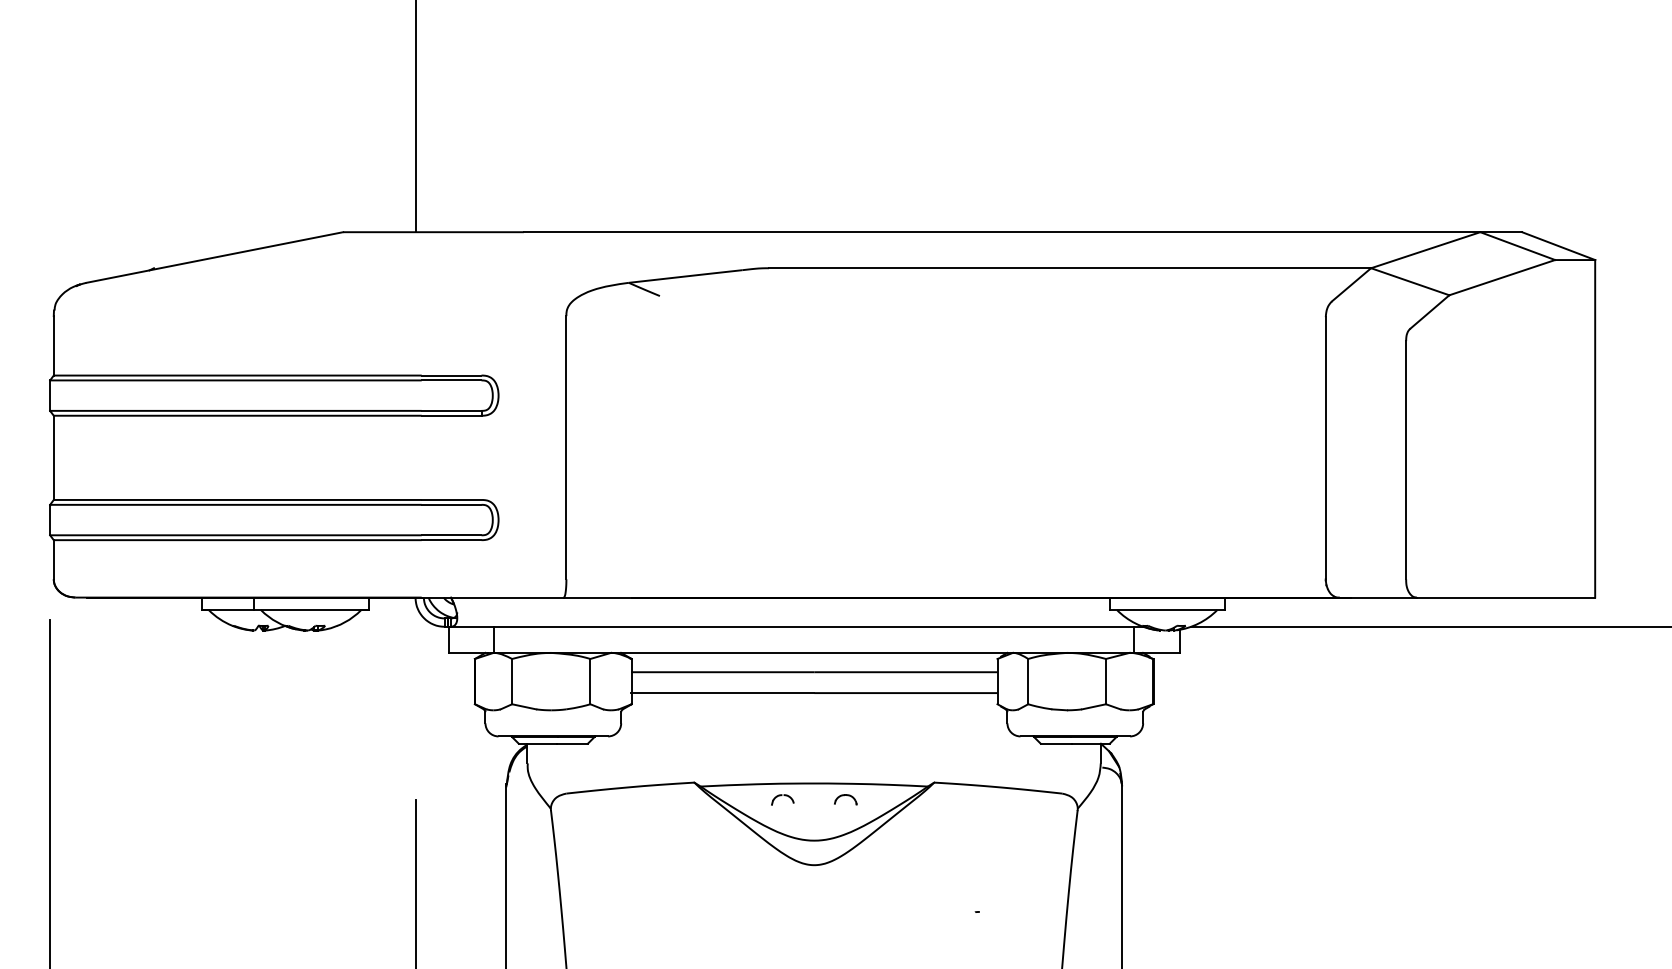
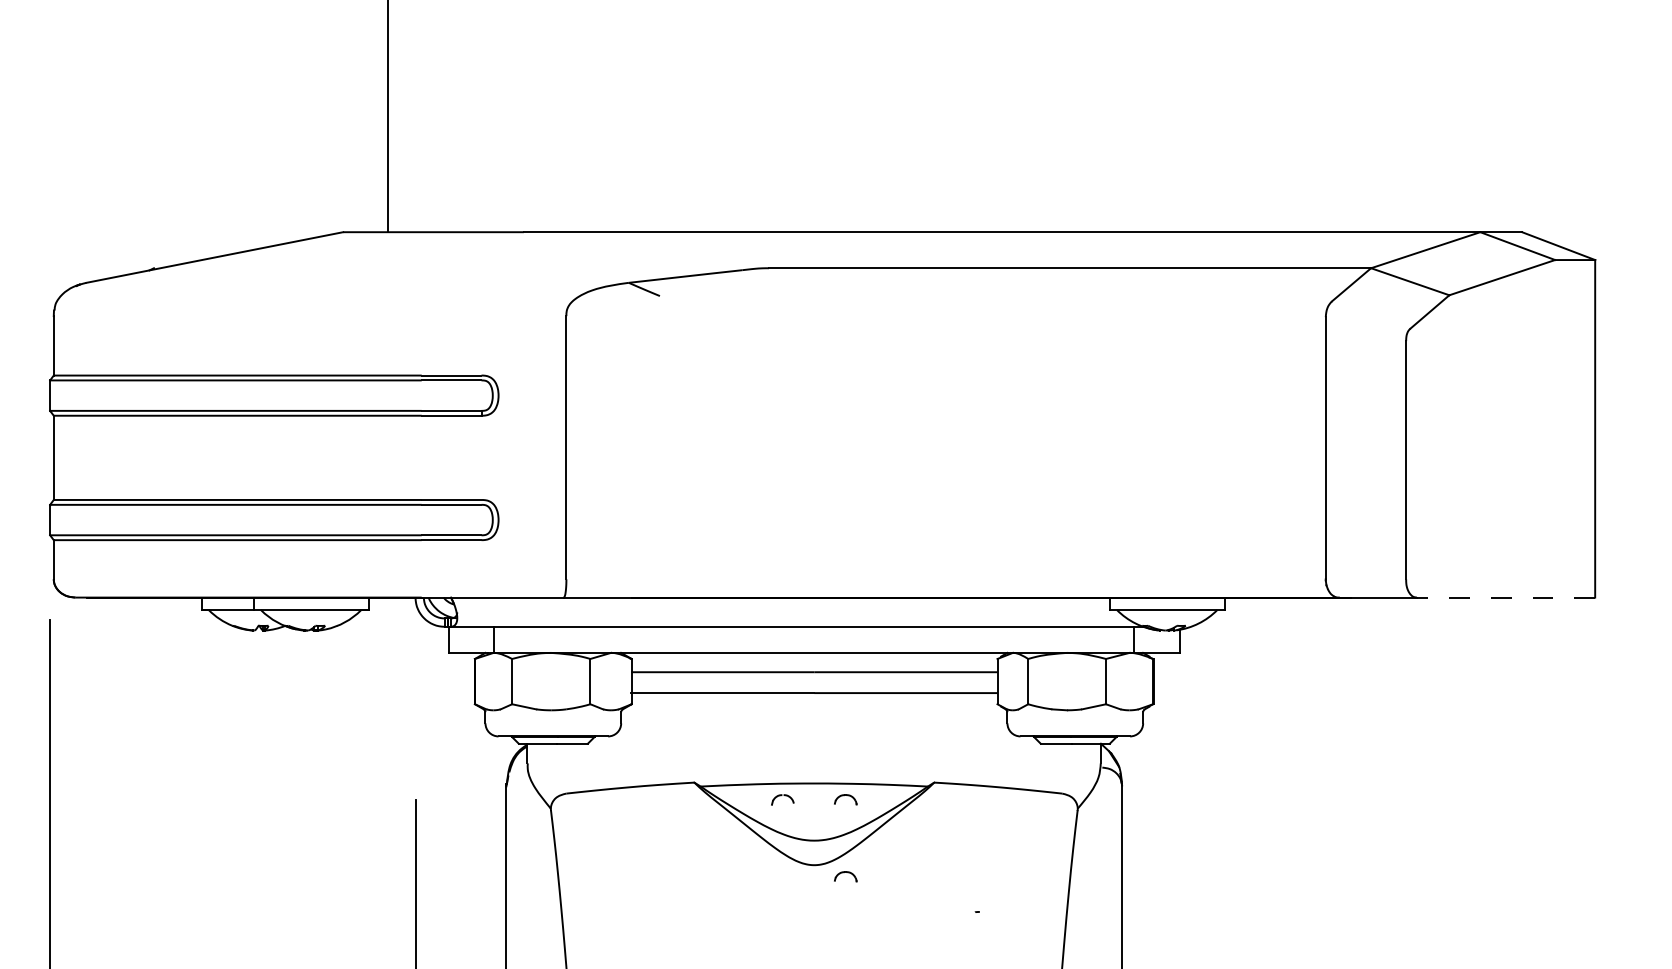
line position: (415, 117) -> (387, 117) (387, 117)
line: solid -> dashed (1505, 597)
line: present -> none (1429, 626)
part: none -> present (845, 876)
